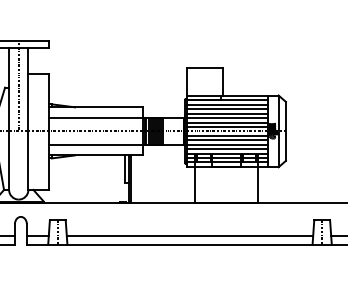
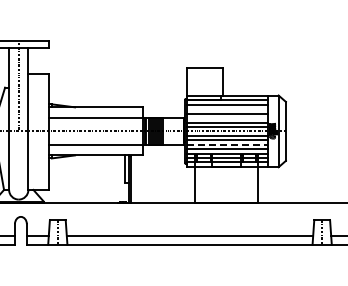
line: present -> none (227, 109)
line: present -> none (227, 118)
line: solid -> dashed (228, 144)
